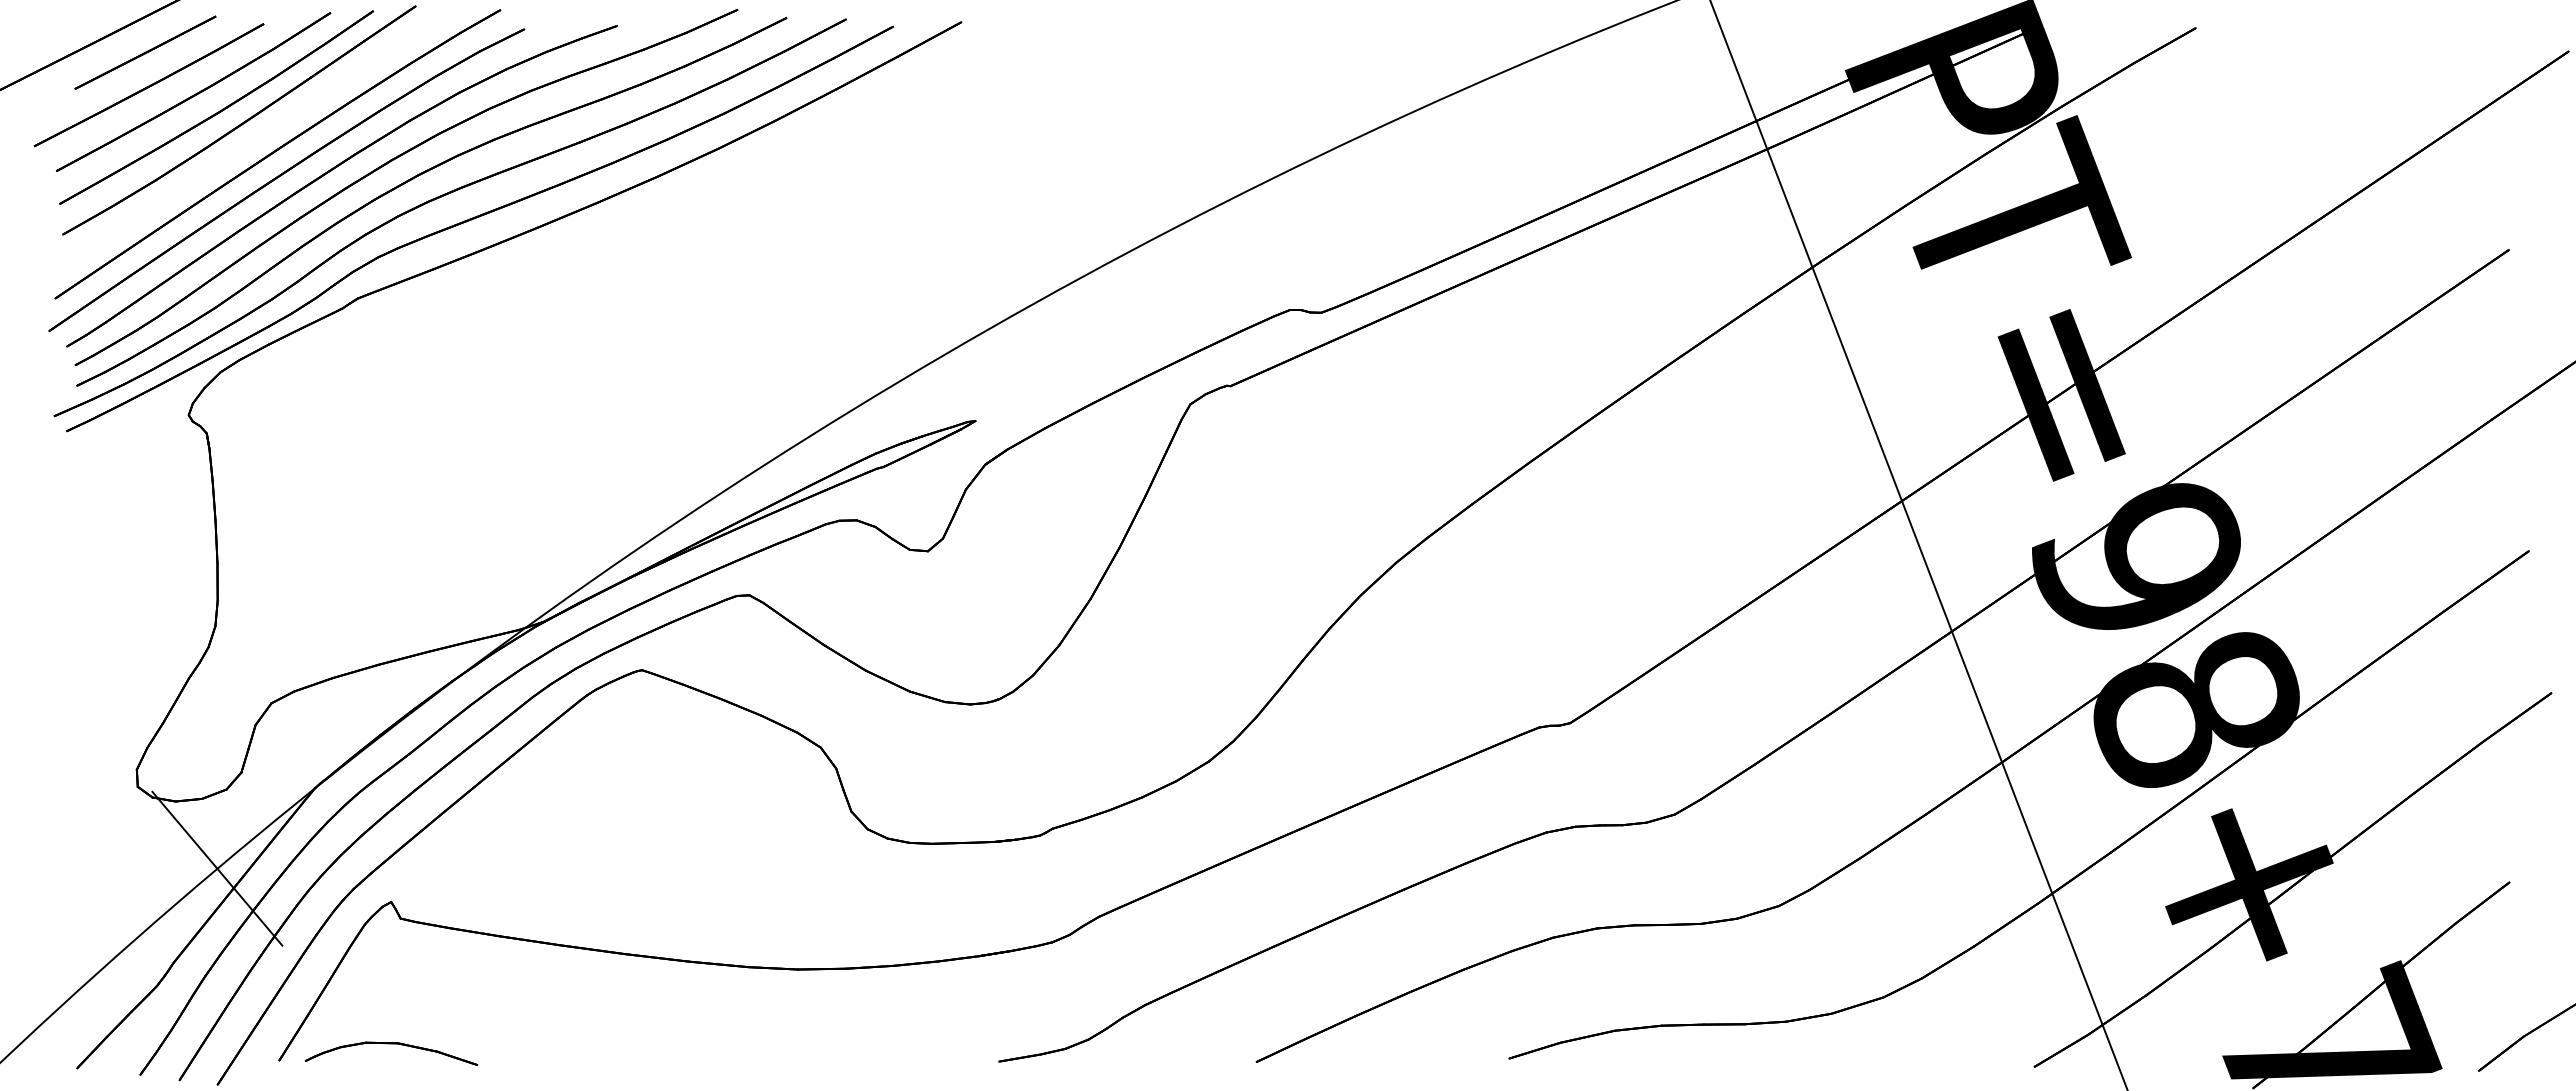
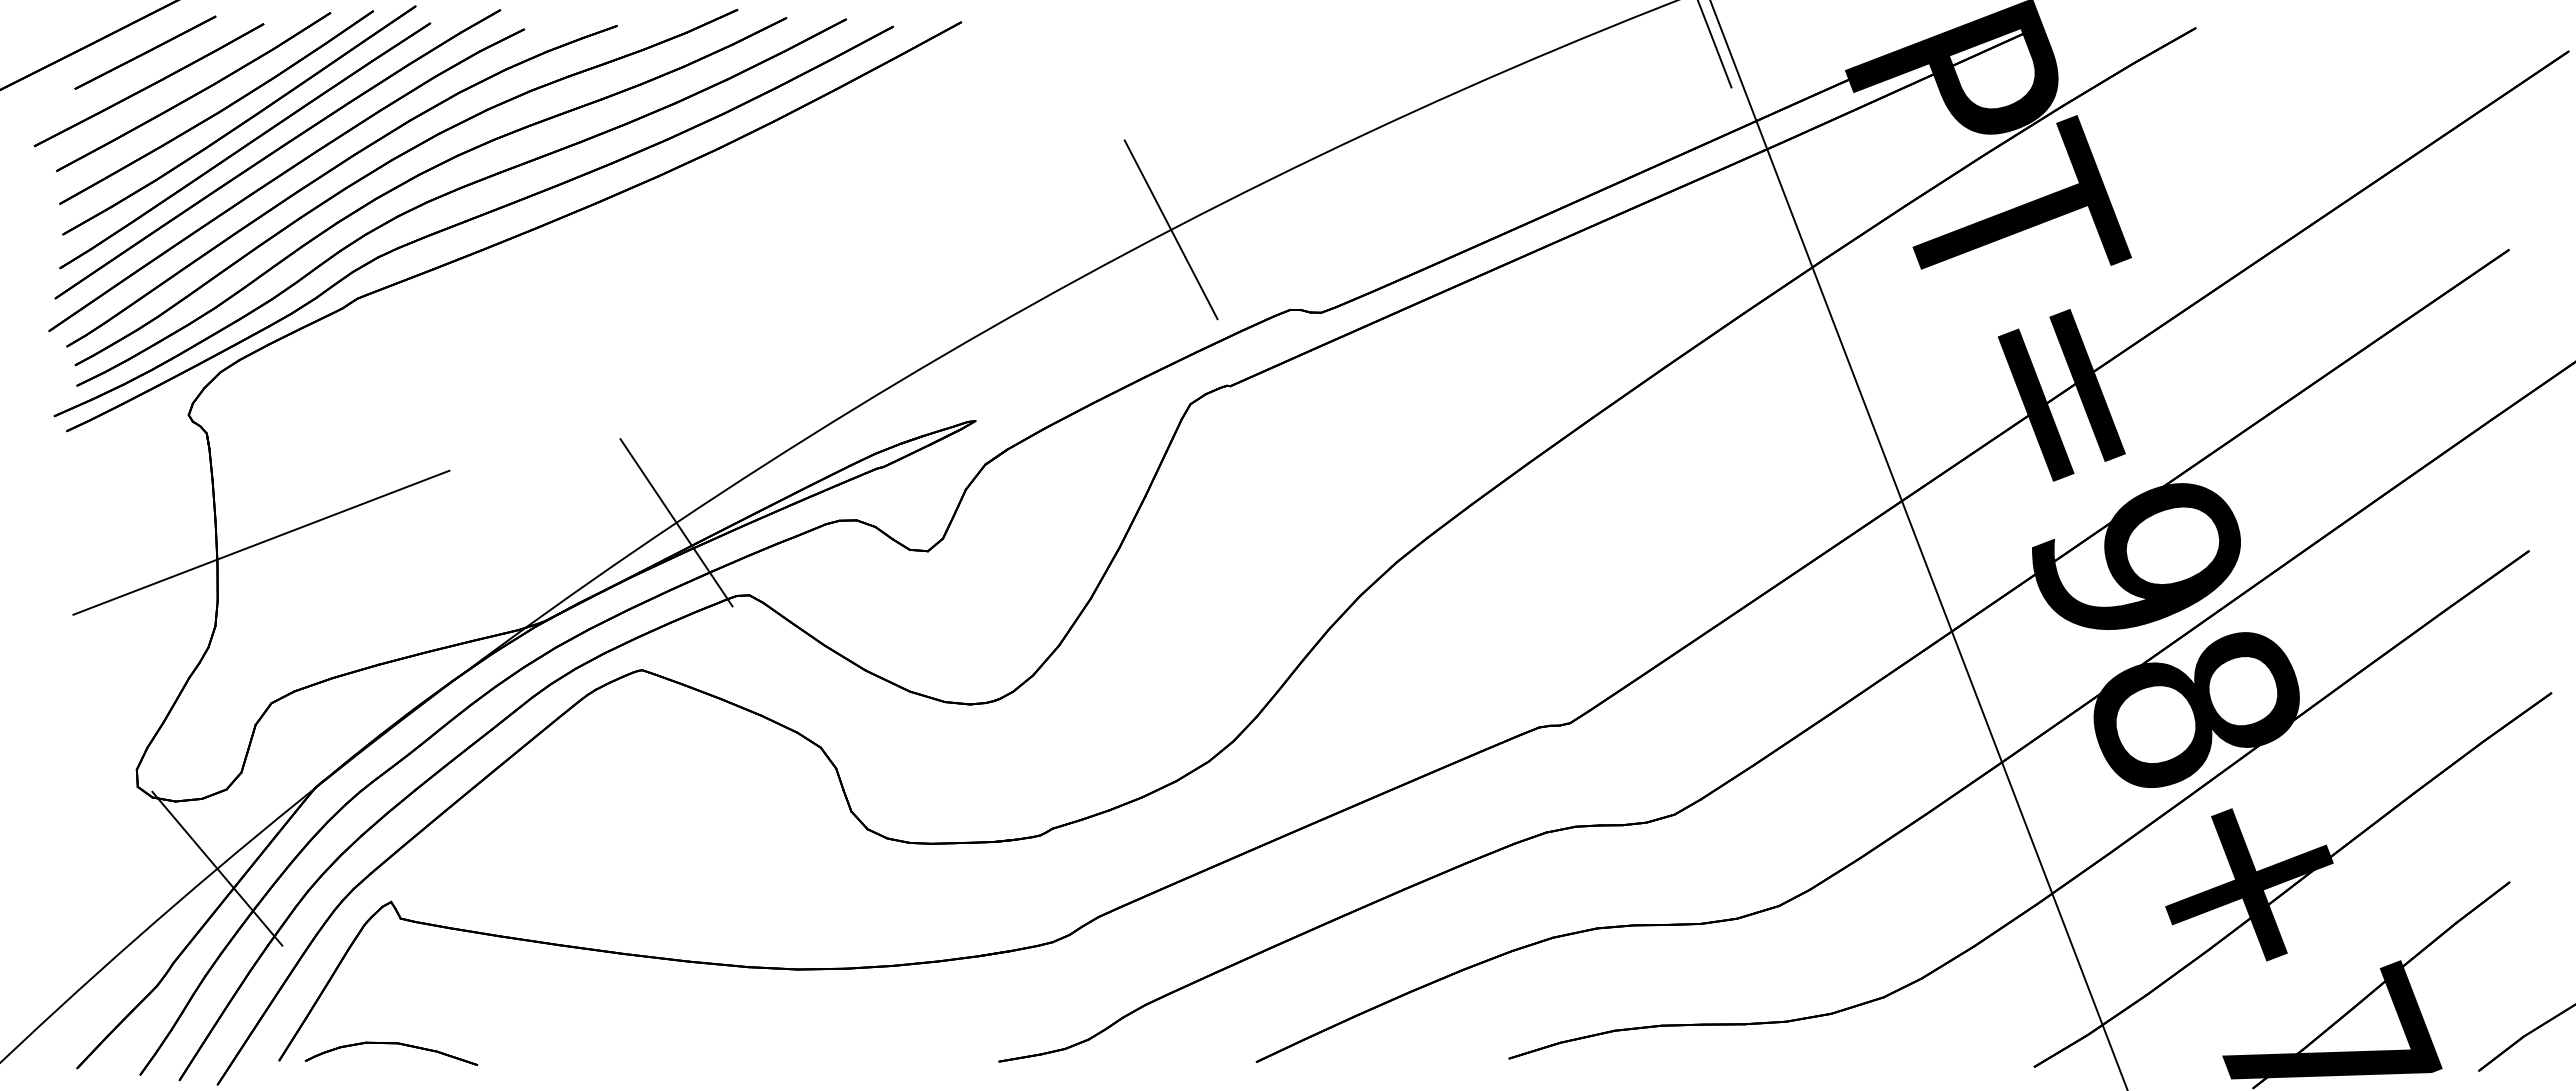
line: none -> present (1714, 44)
part: none -> present (245, 145)
line: none -> present (1170, 229)
line: none -> present (676, 522)
line: none -> present (261, 542)
